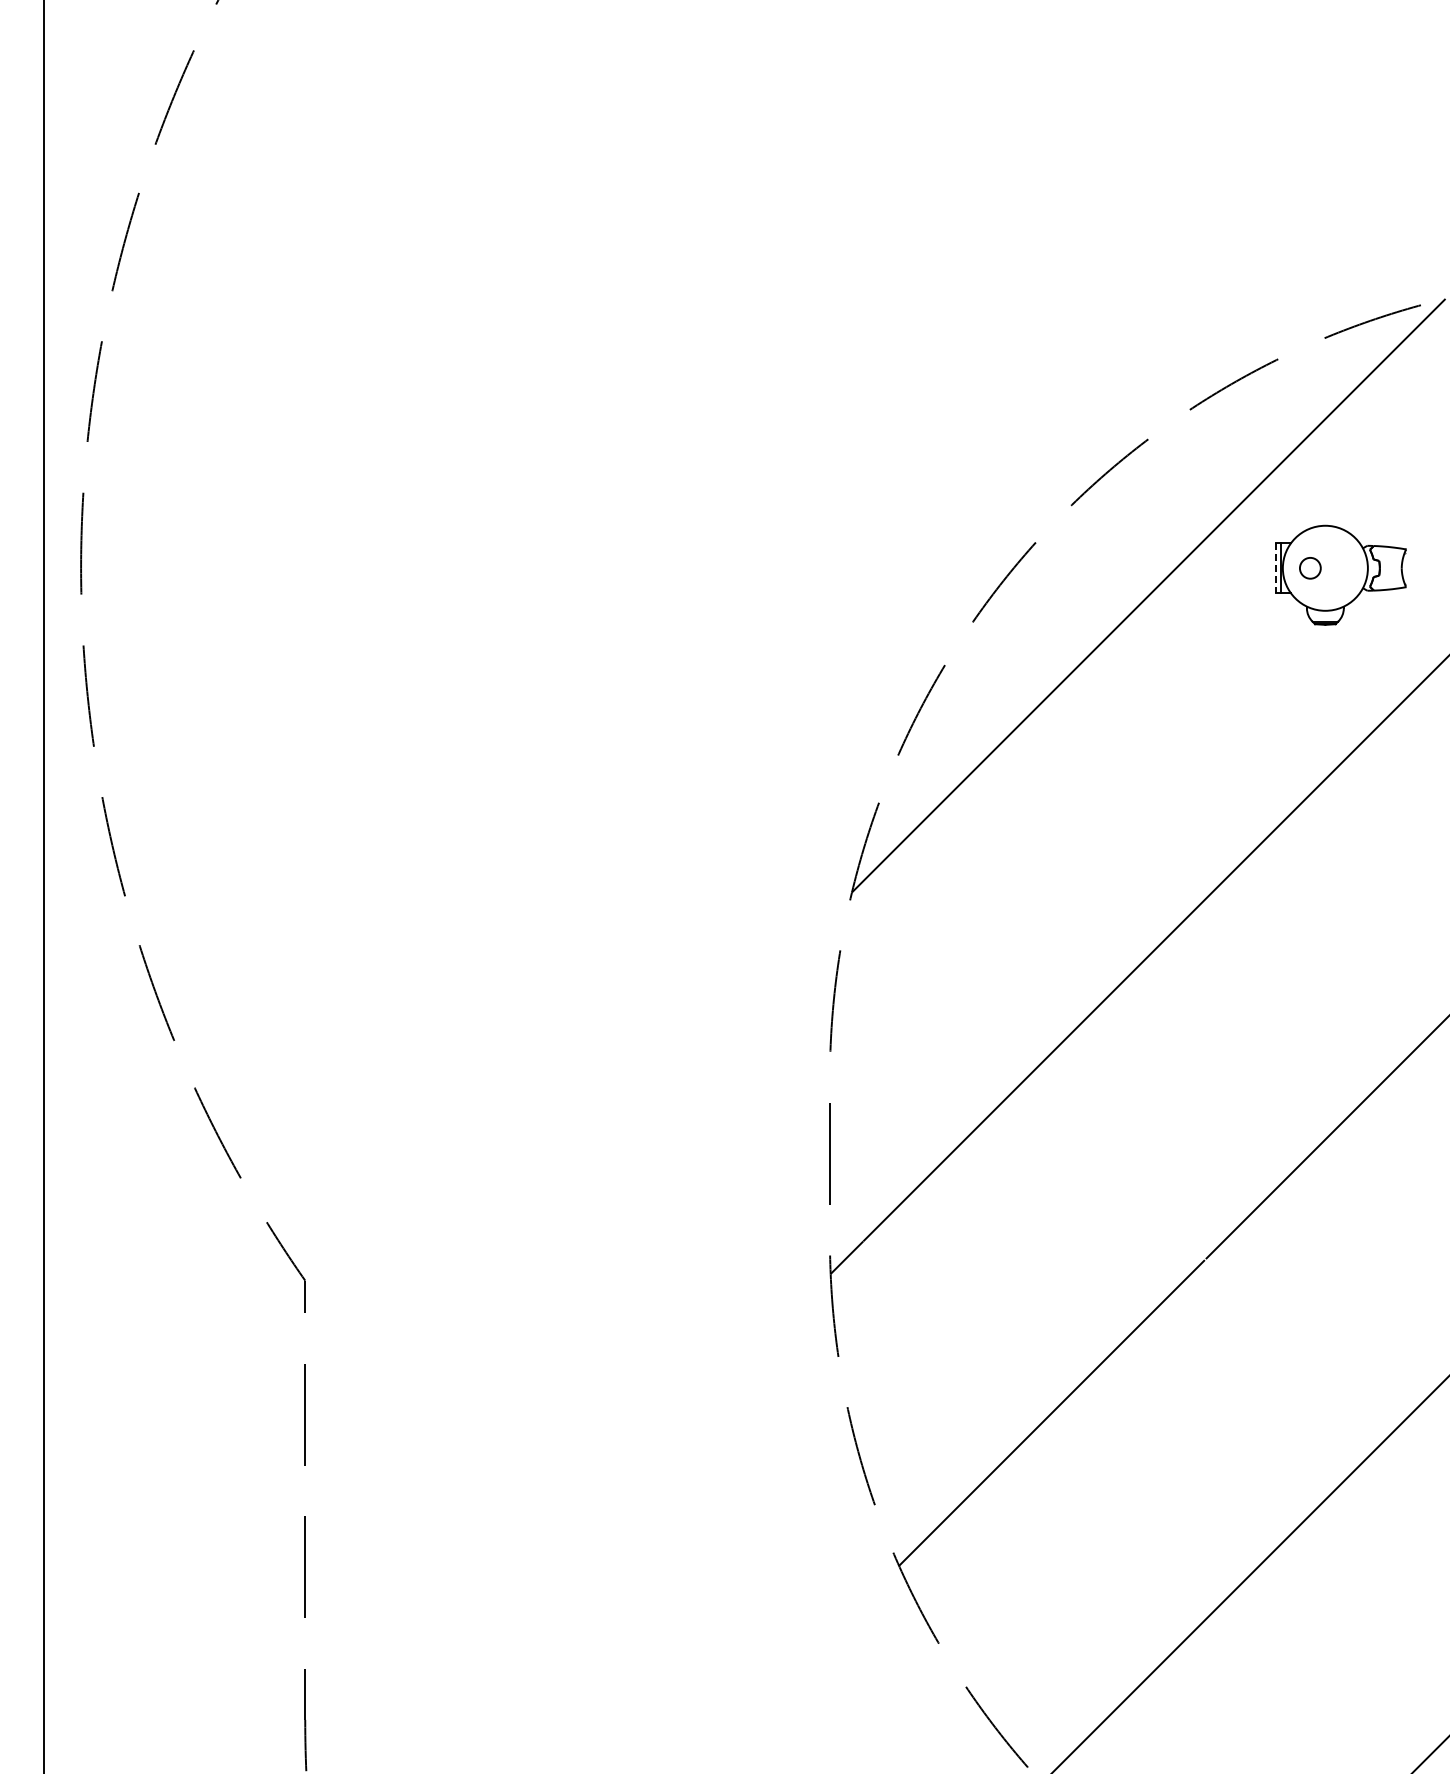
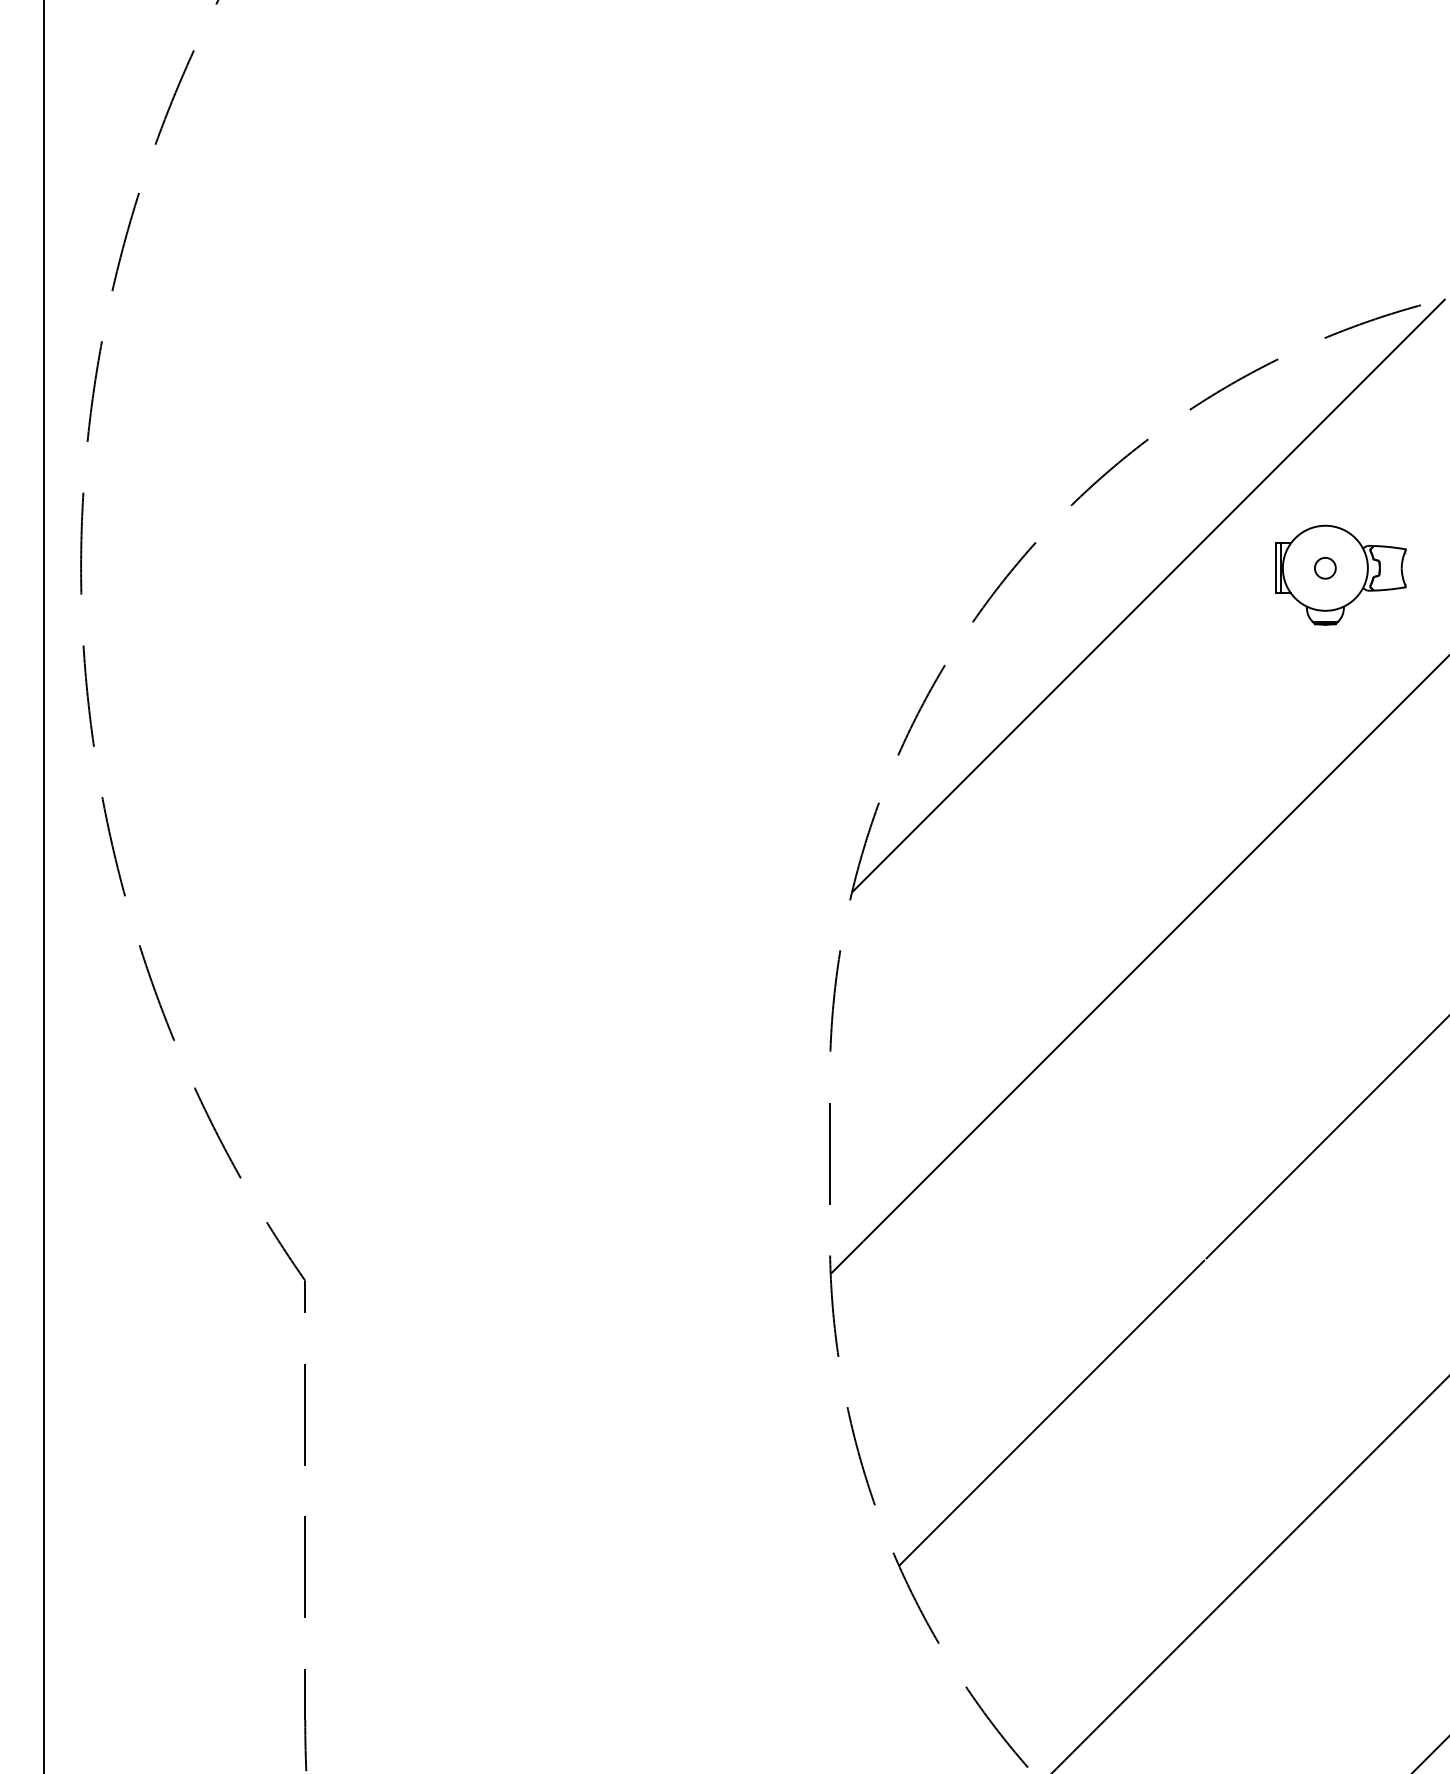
line: dashed -> solid (1275, 568)
circle position: (1310, 568) -> (1325, 568) (1325, 568)
